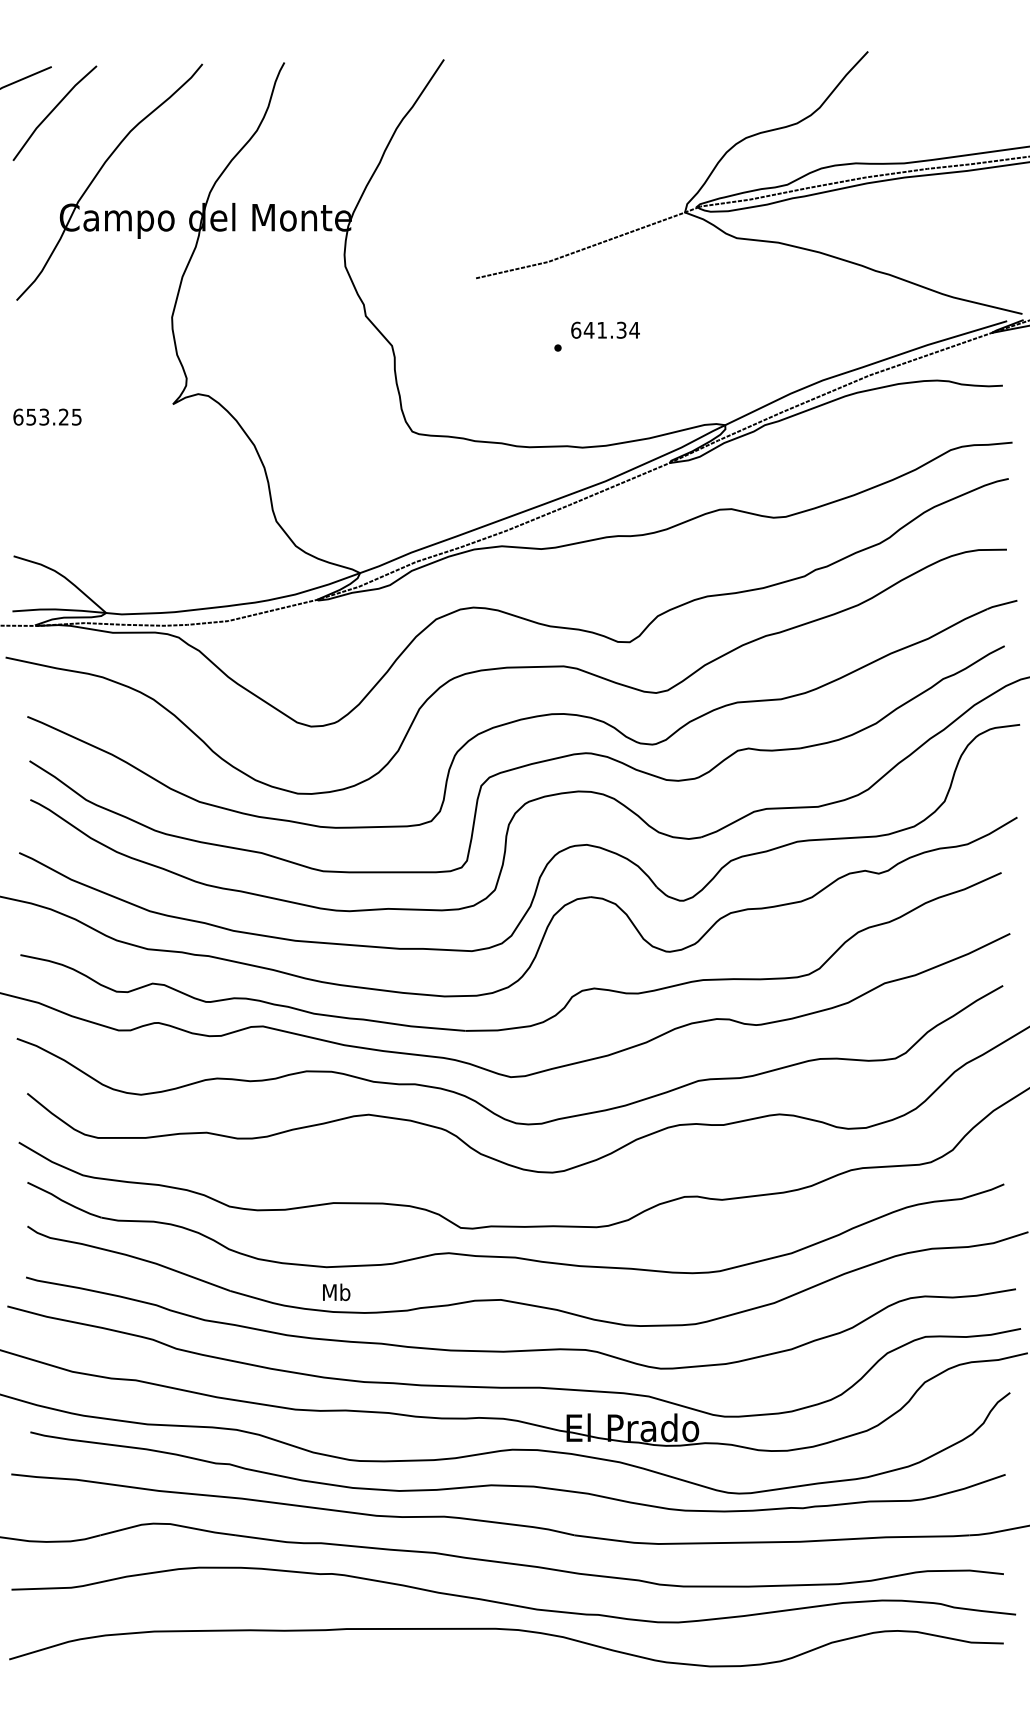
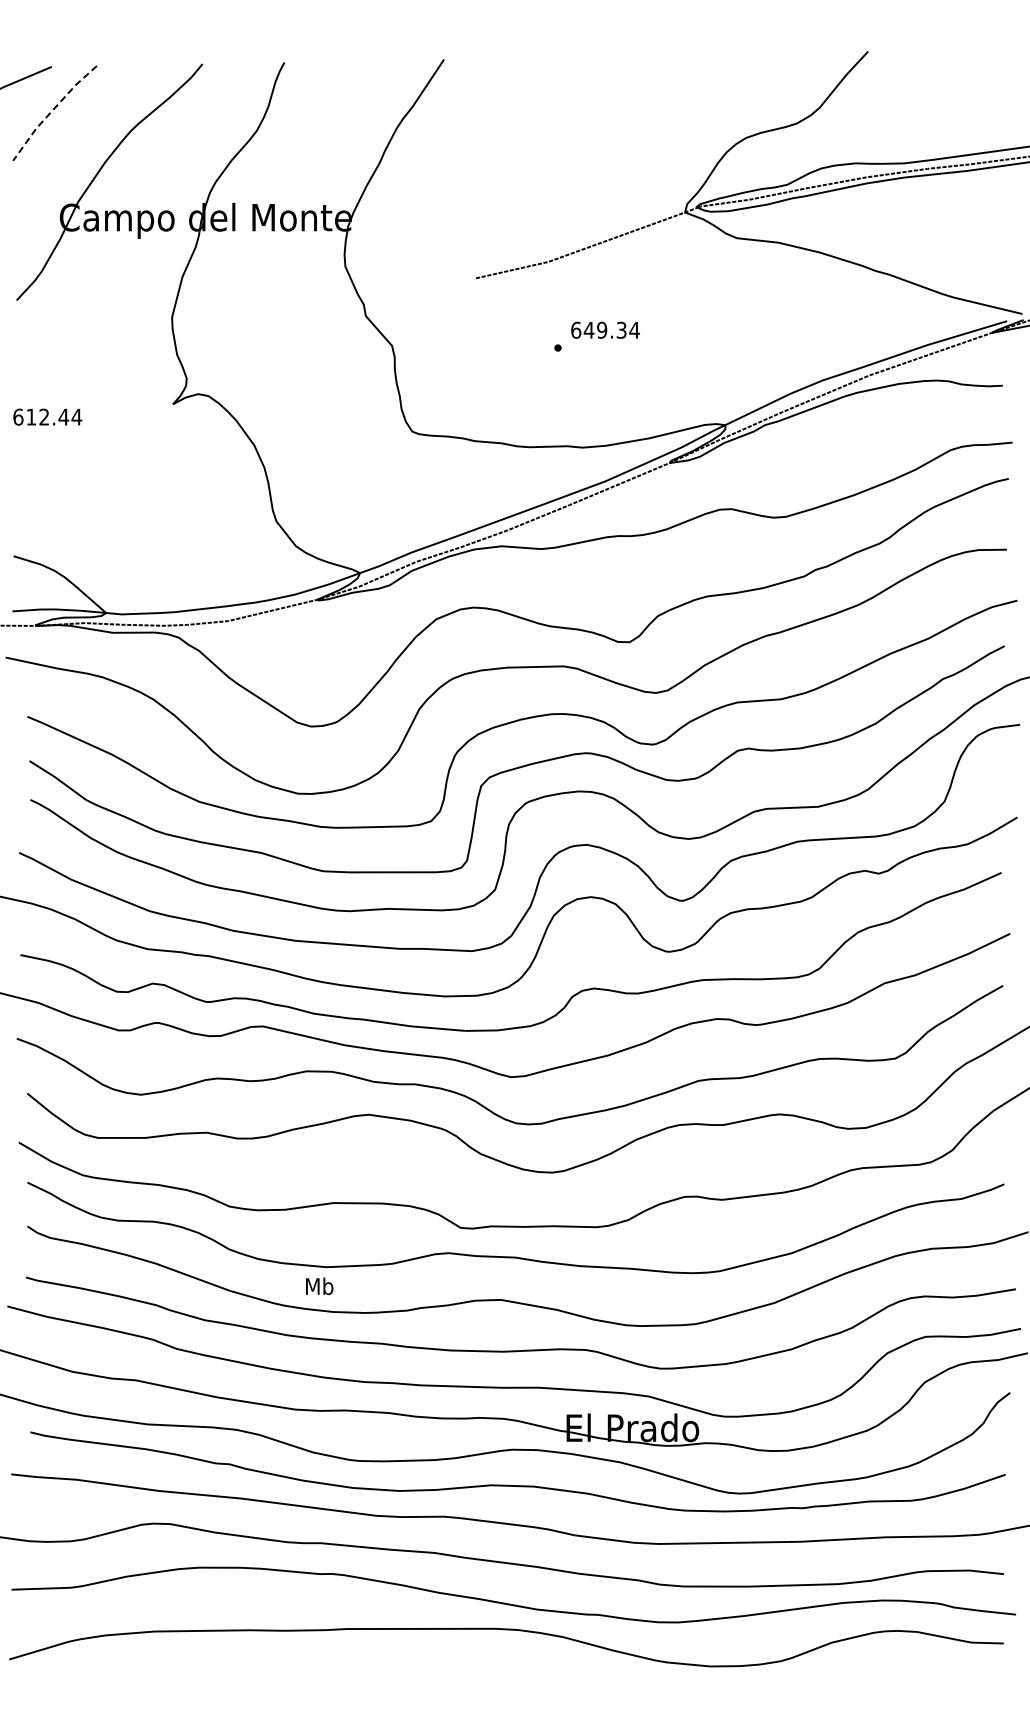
line: solid -> dashed (51, 111)
text: 641.34 -> 649.34 (602, 329)
text: 653.25 -> 612.44 (54, 416)
text position: (336, 1292) -> (319, 1286) (319, 1286)
